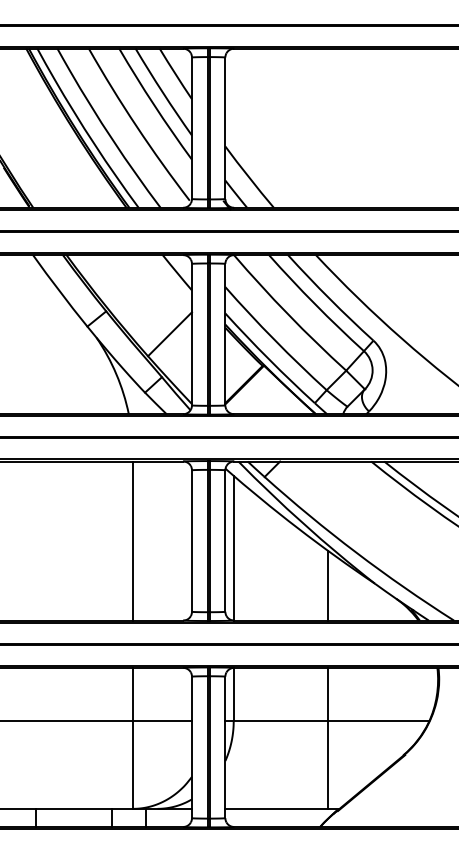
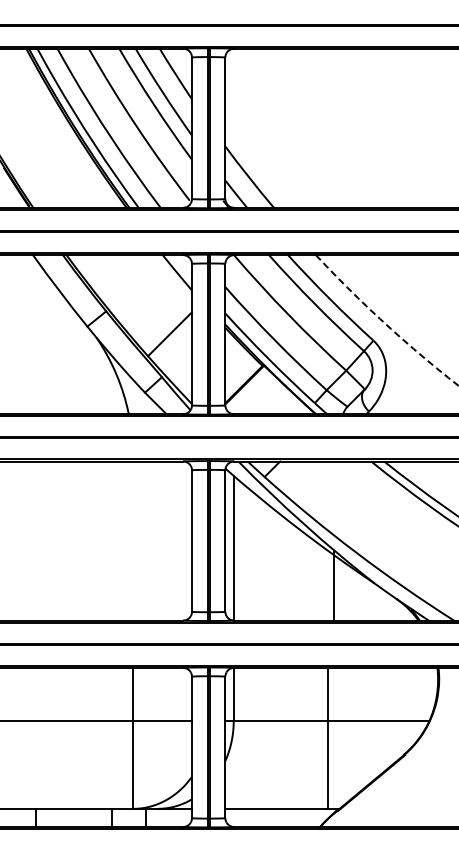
arc: solid -> dashed (384, 323)
line: present -> none (133, 540)
line position: (328, 585) -> (334, 585) (334, 585)
